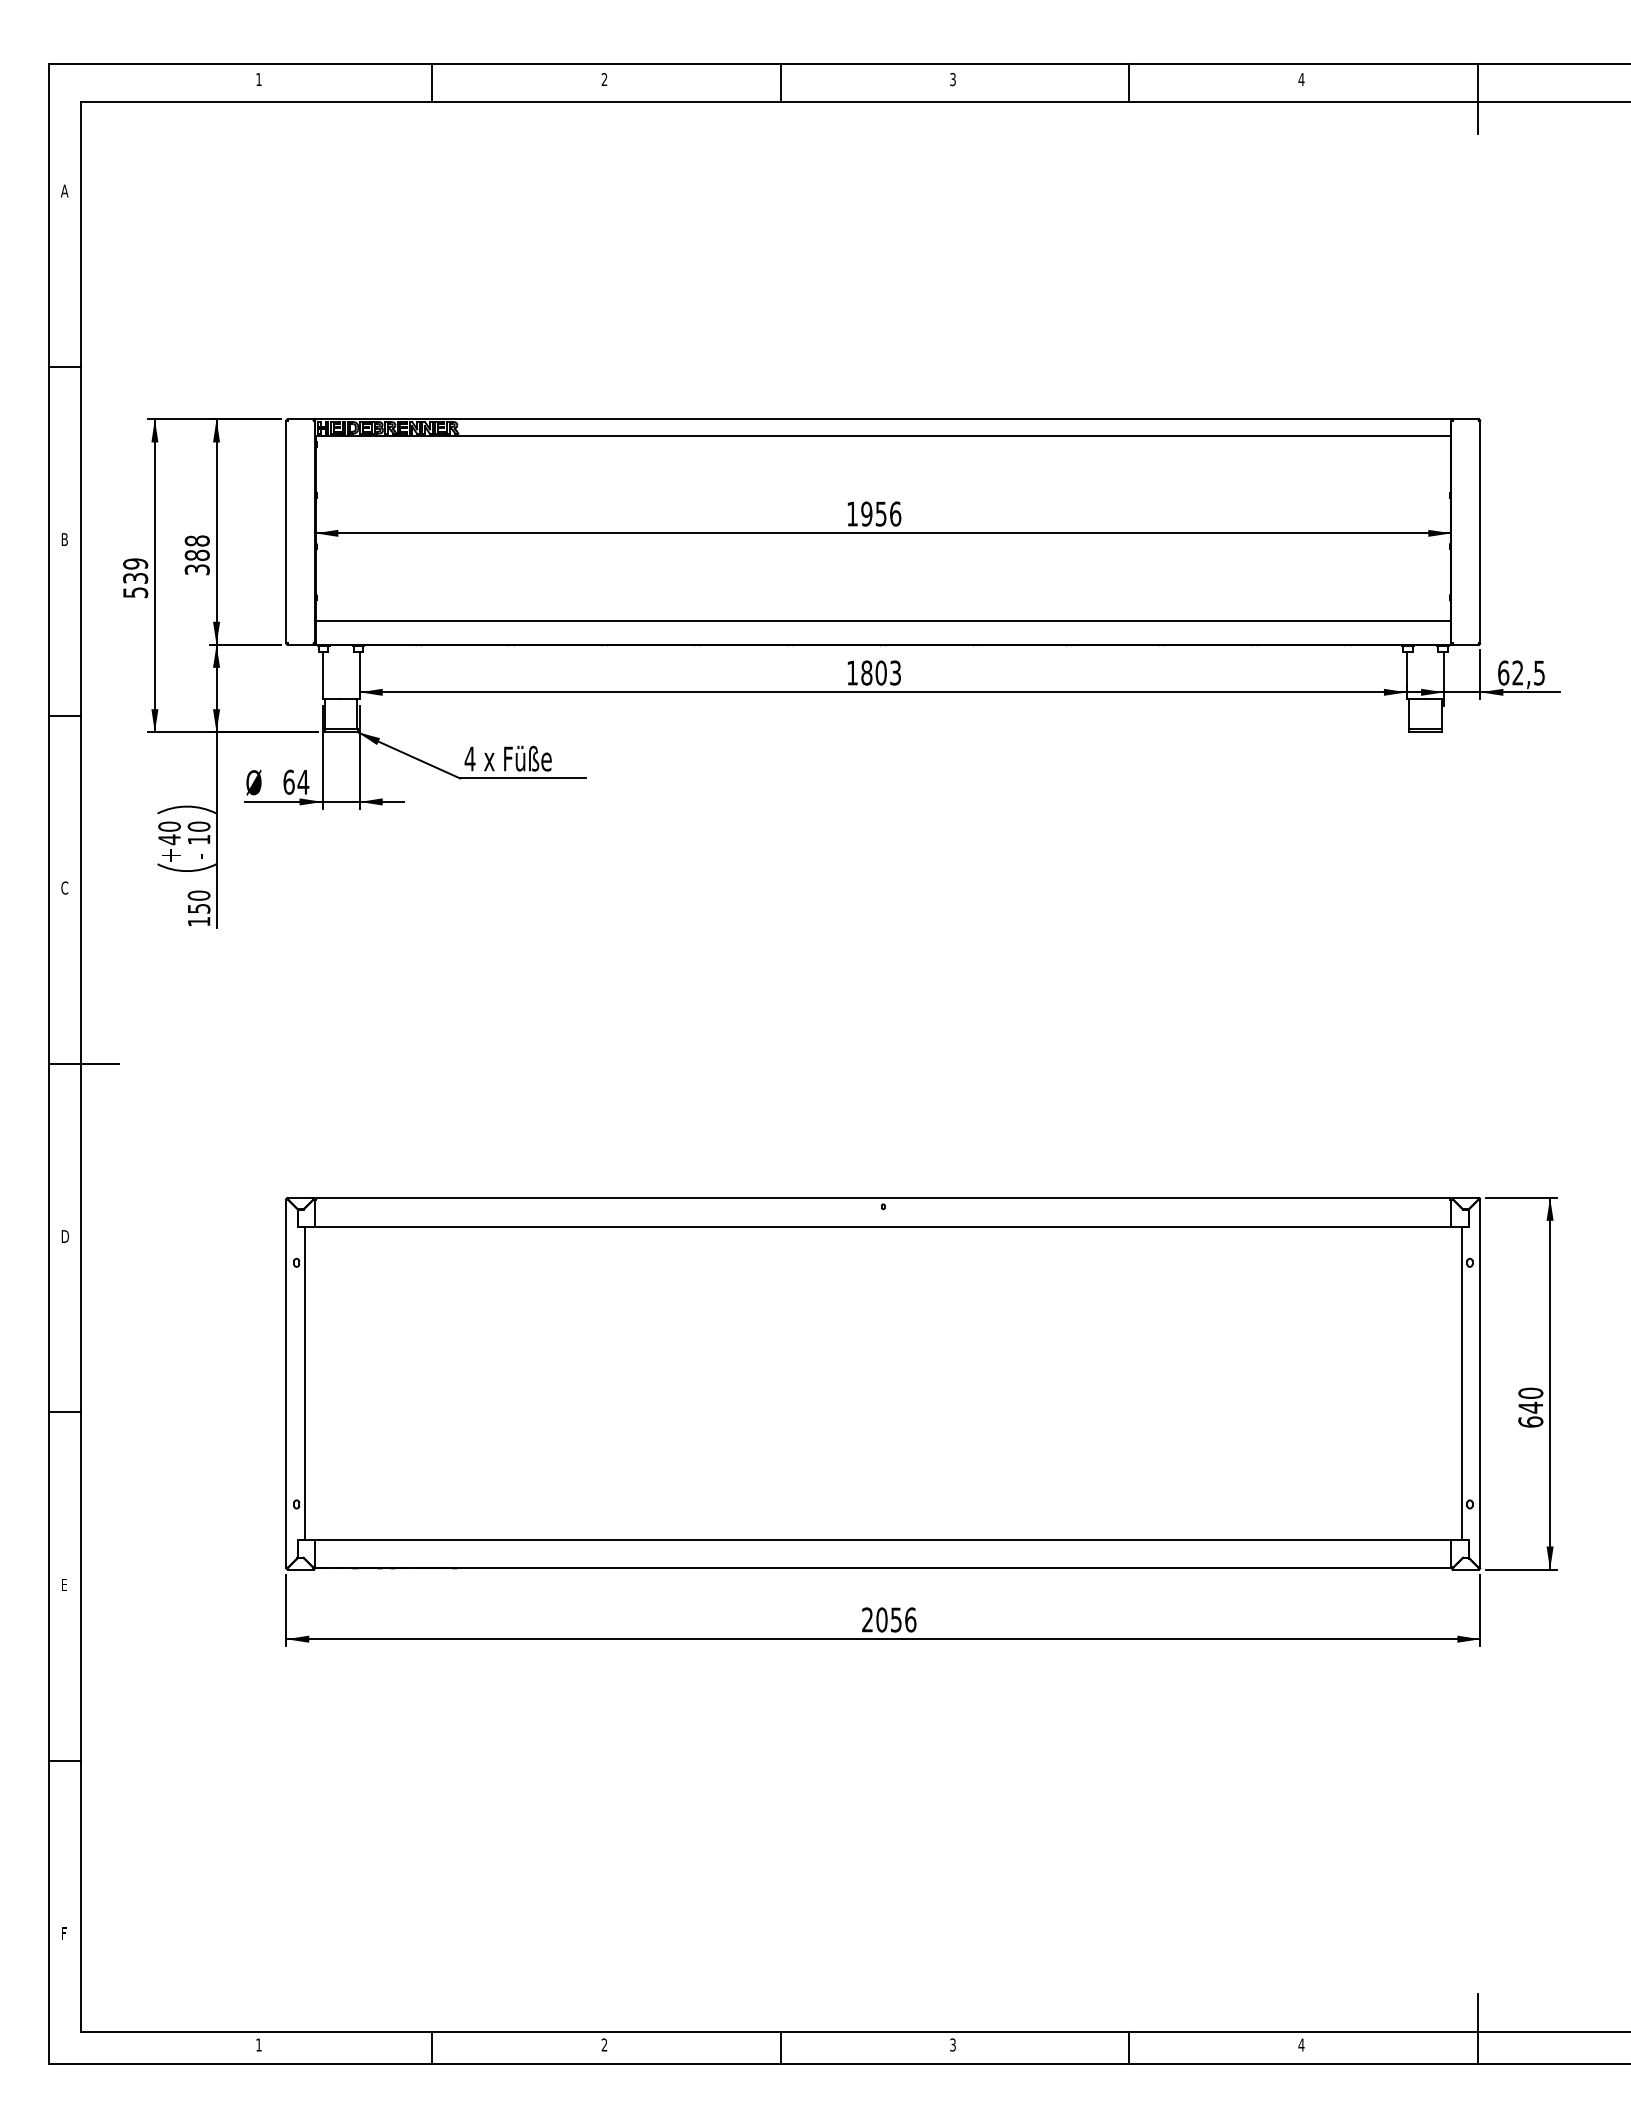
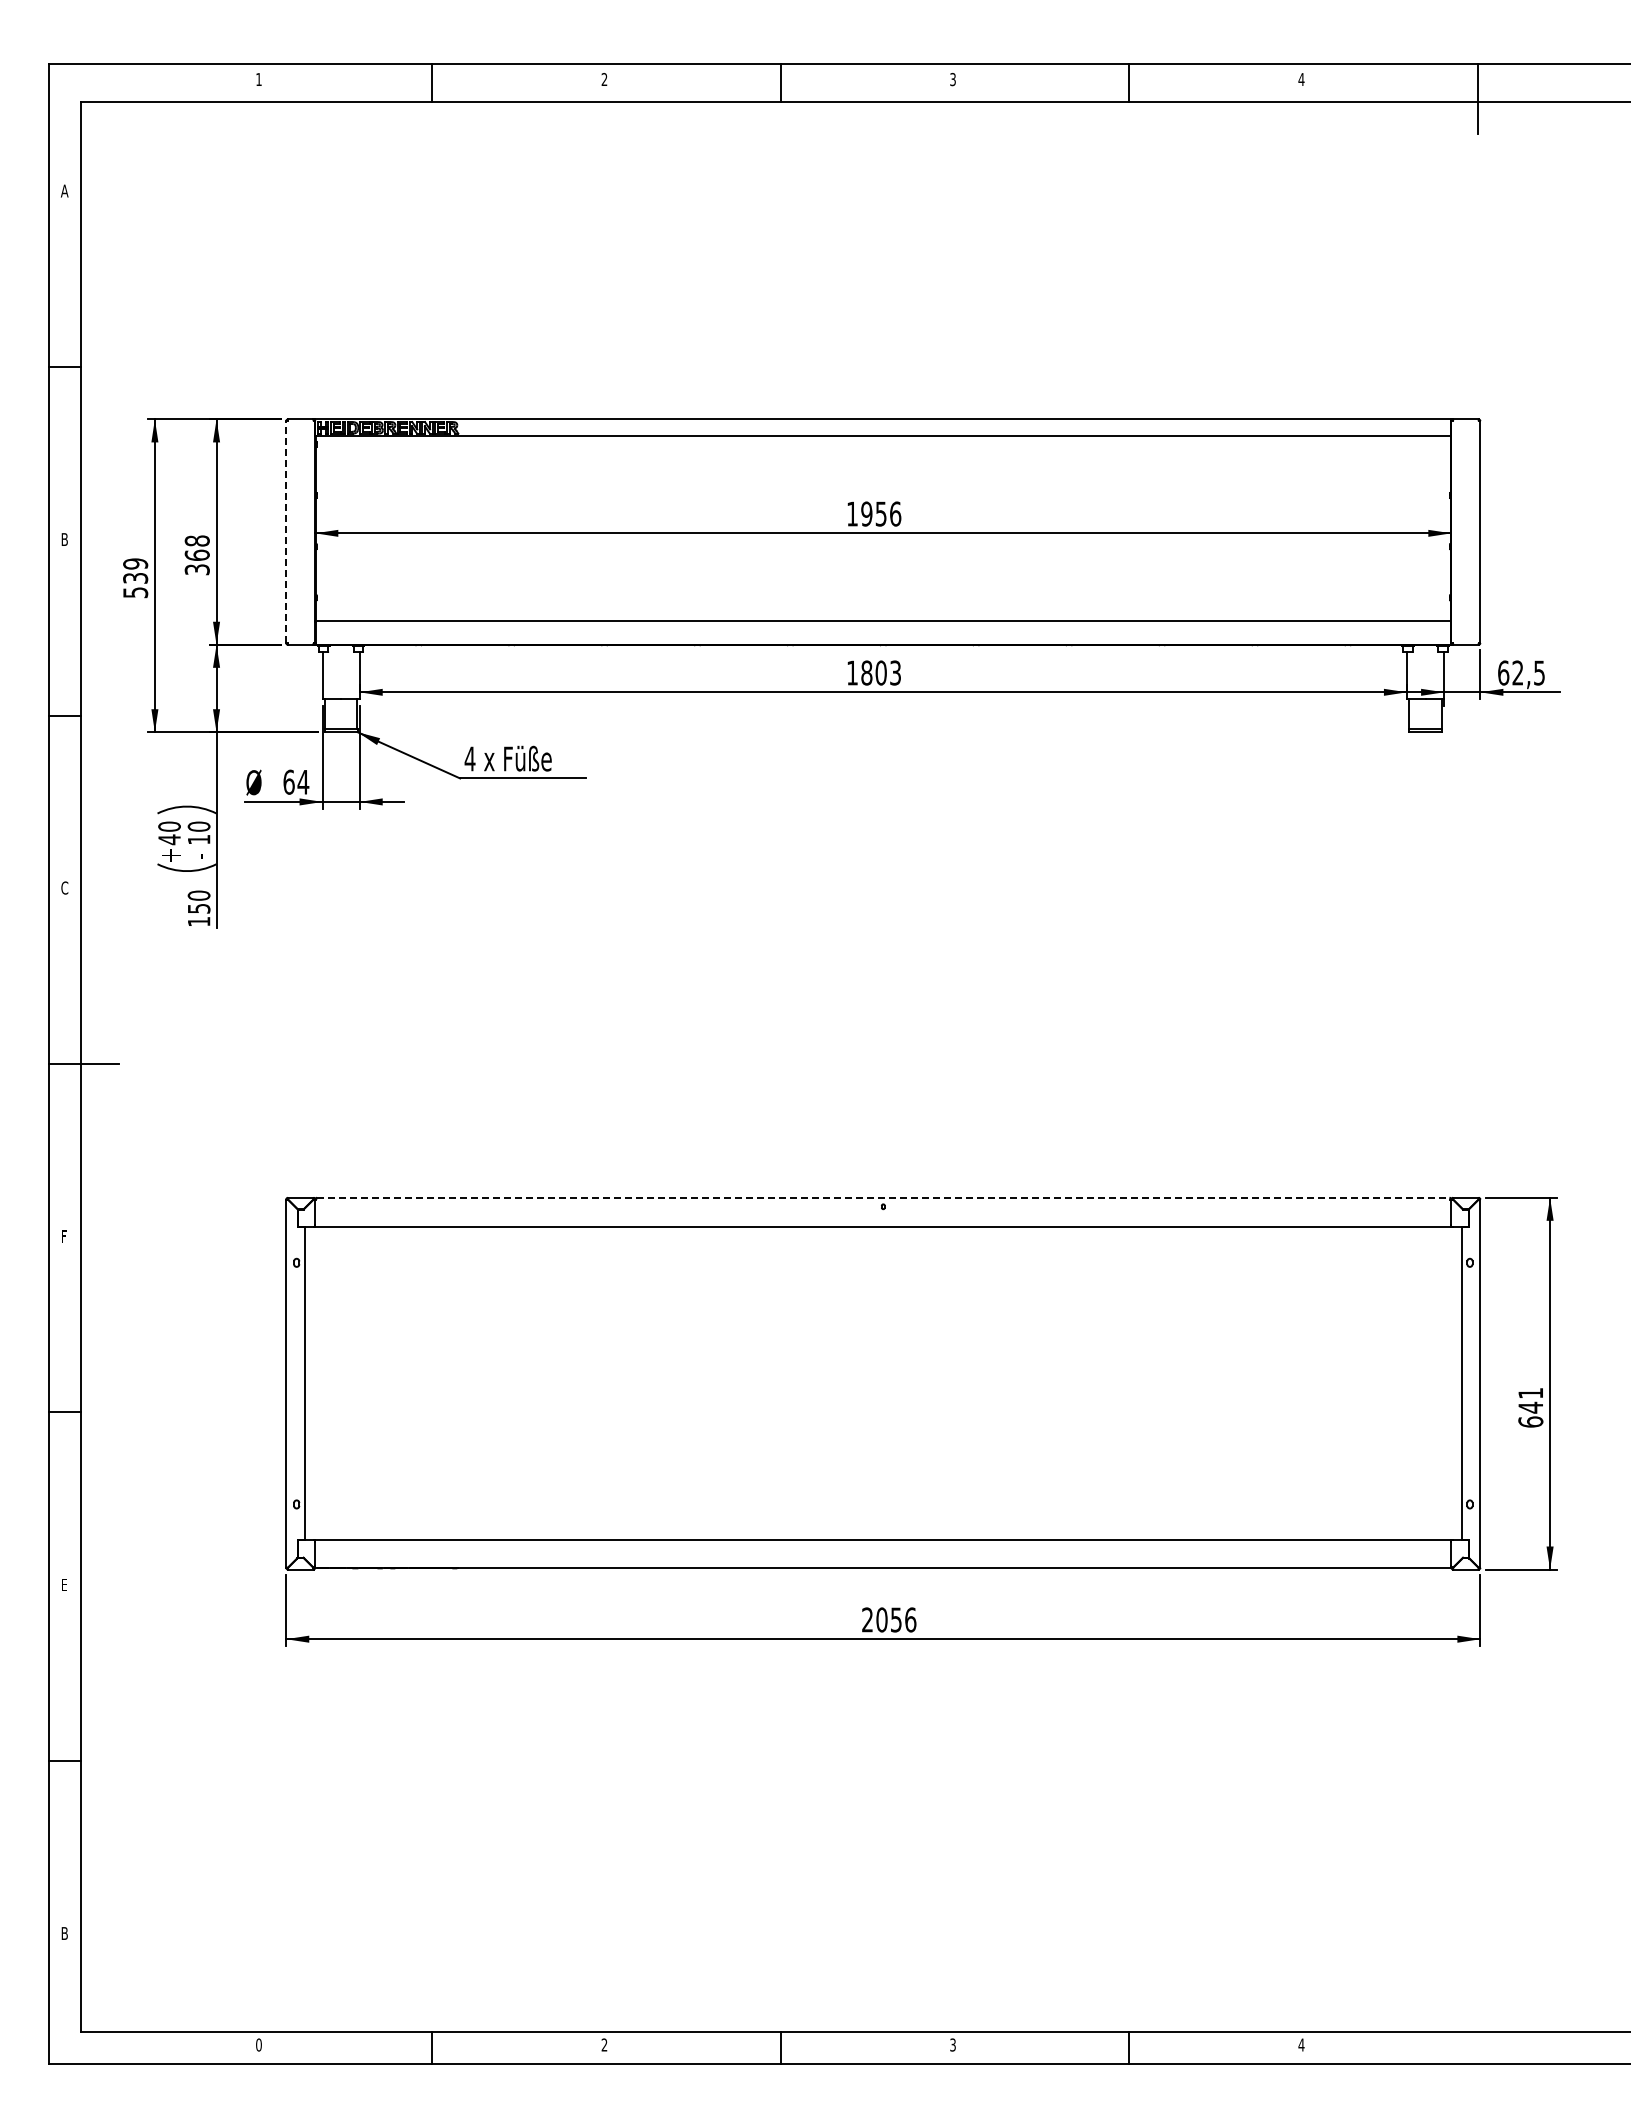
line: solid -> dashed (286, 532)
text: 388 -> 368 (196, 554)
line: solid -> dashed (883, 1197)
text: D -> F (65, 1236)
text: 640 -> 641 (1530, 1392)
text: F -> B (64, 1933)
line: present -> none (1477, 2029)
text: 1 -> 0 (258, 2044)
